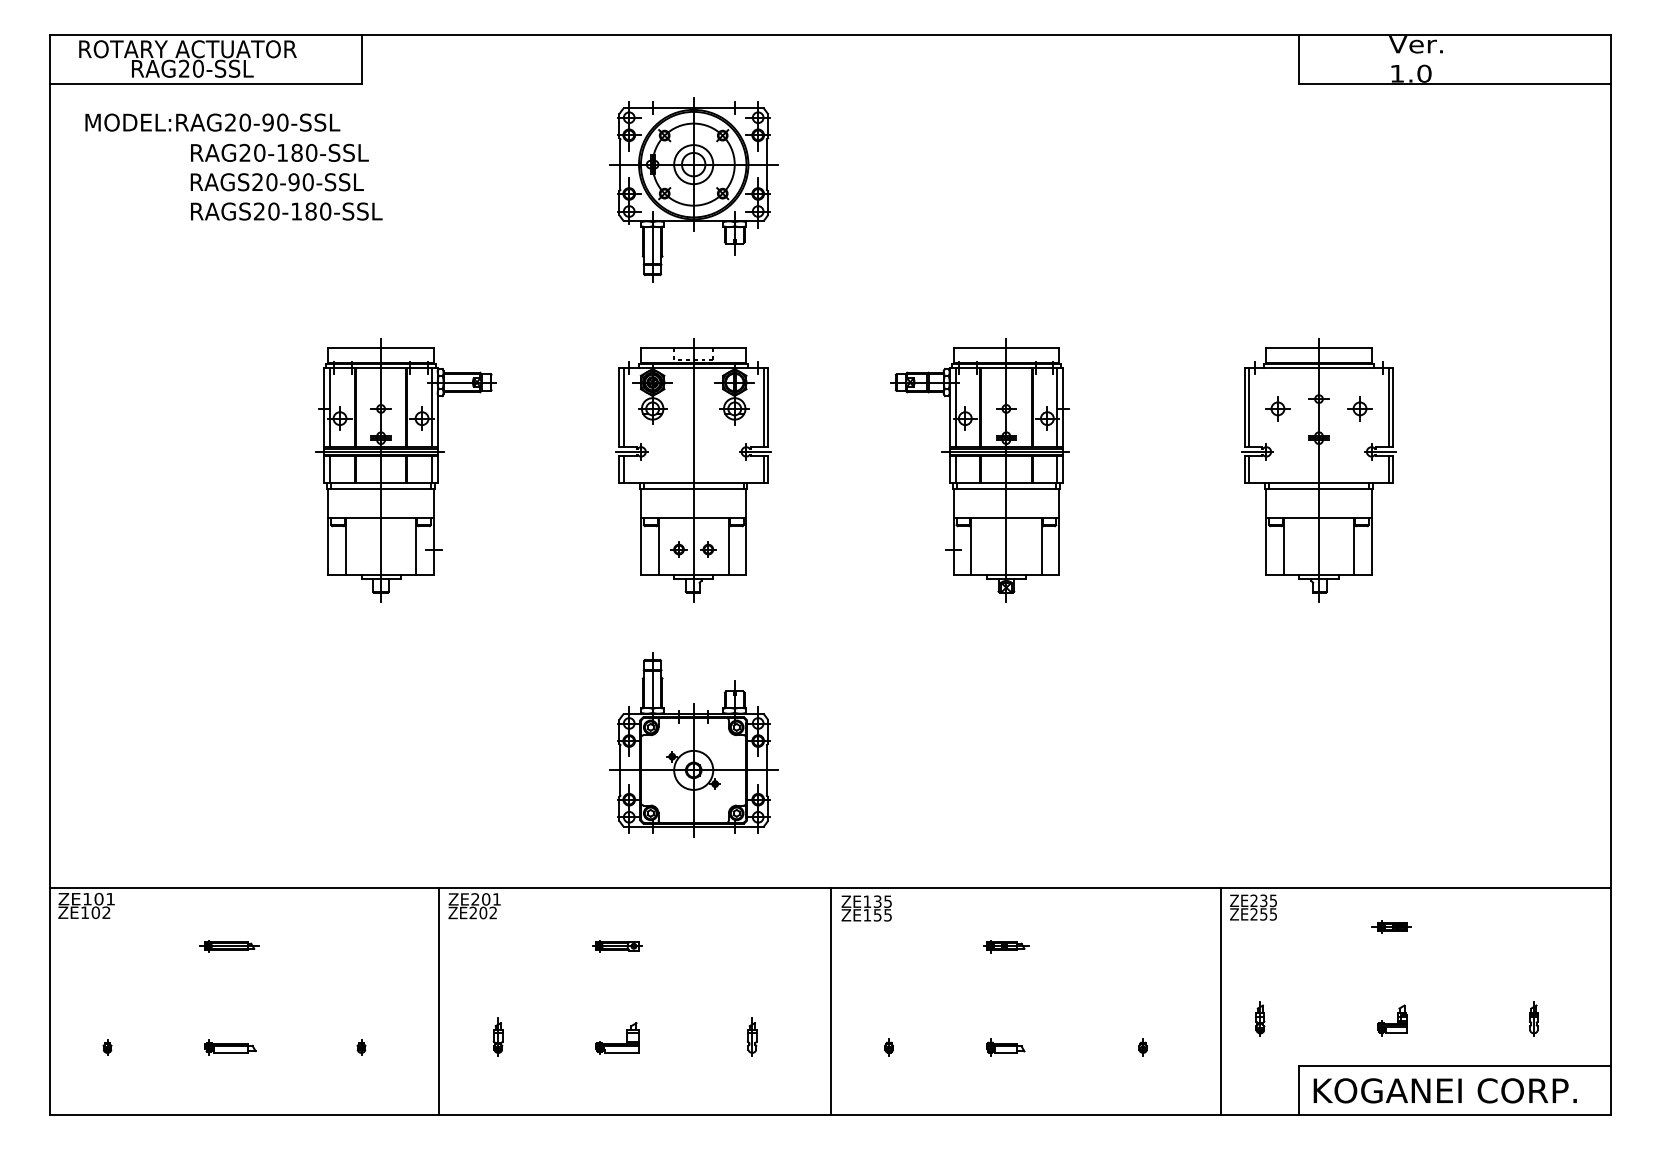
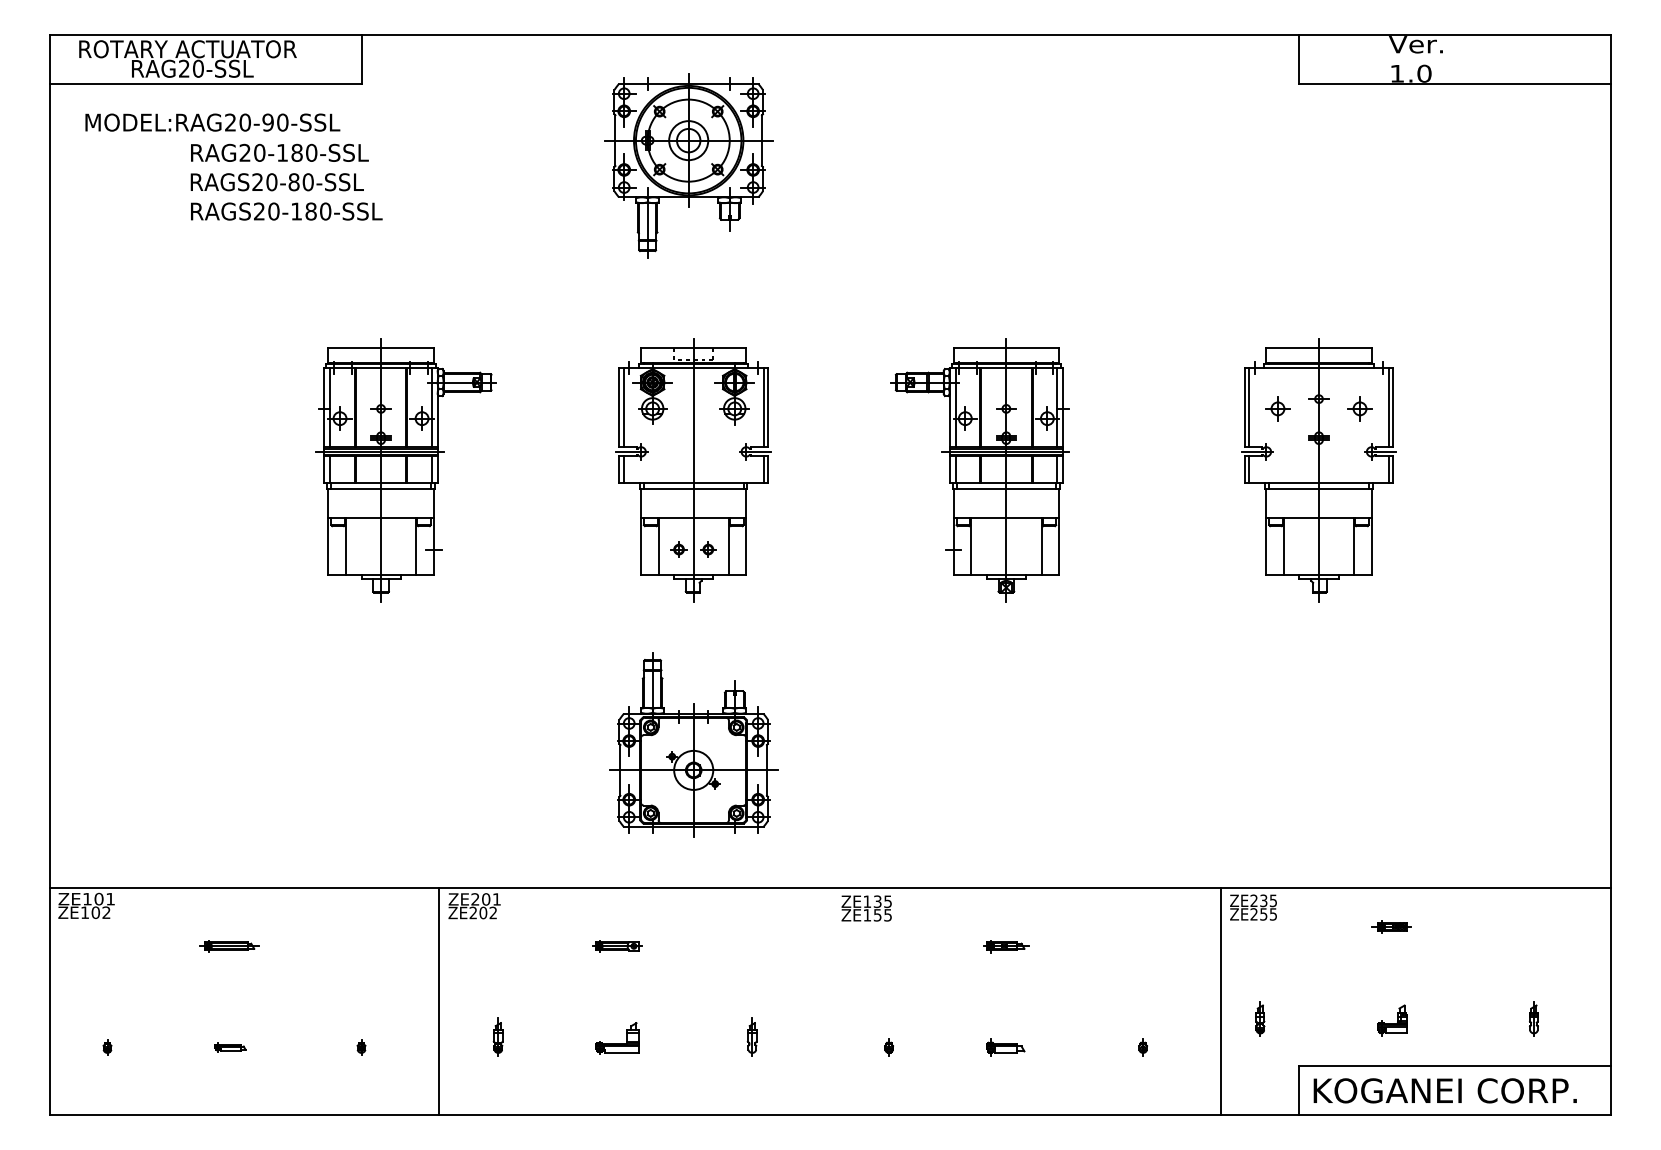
text: RAGS20-90-SSL -> RAGS20-80-SSL (293, 182)
part position: (693, 189) -> (688, 165) (688, 165)
line: present -> none (830, 1001)
part size: 53x17 px -> 33x11 px (230, 1047)
